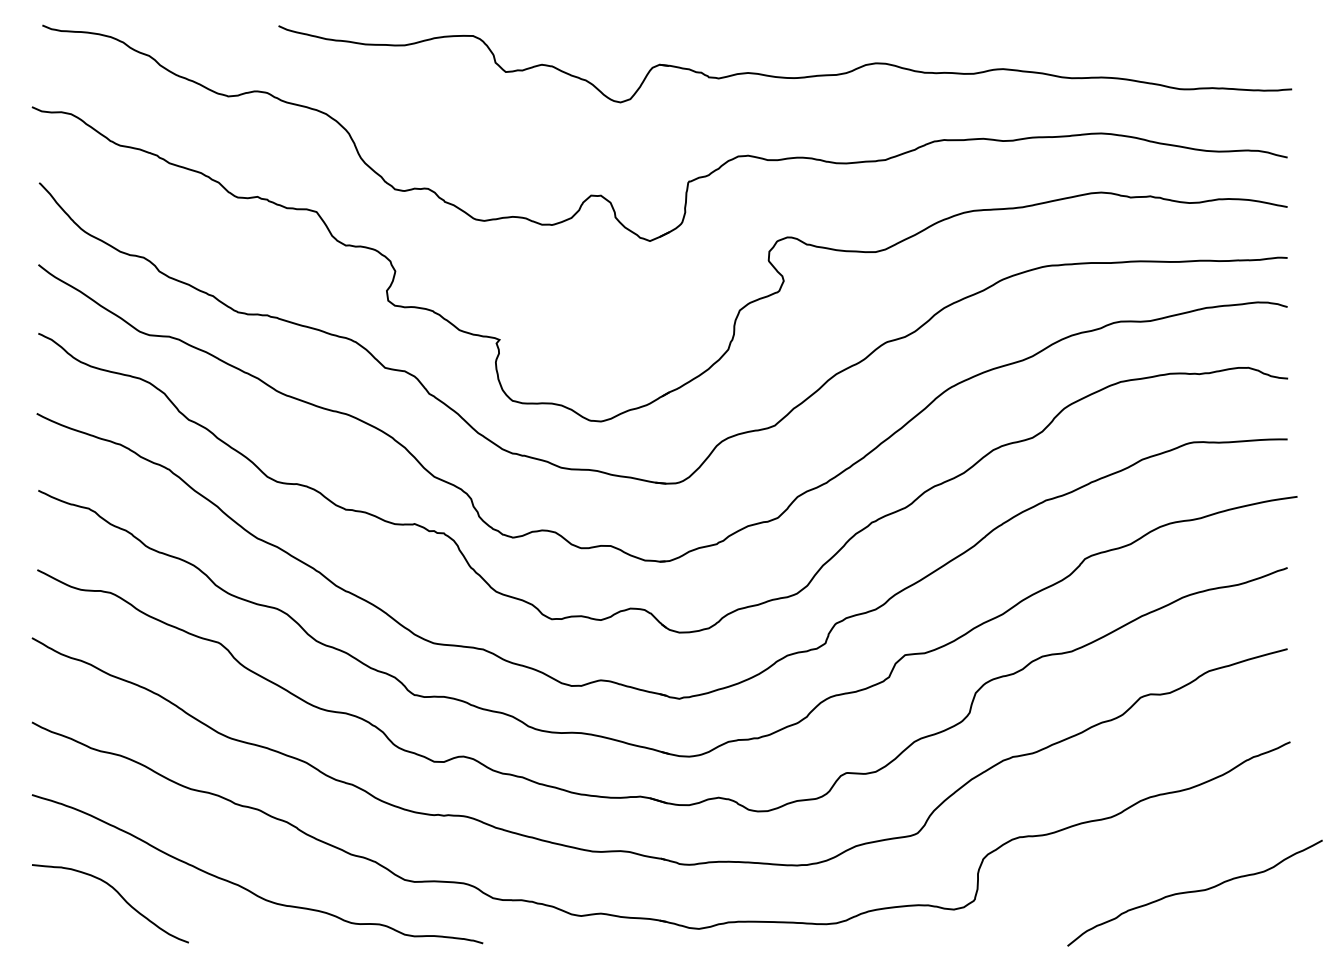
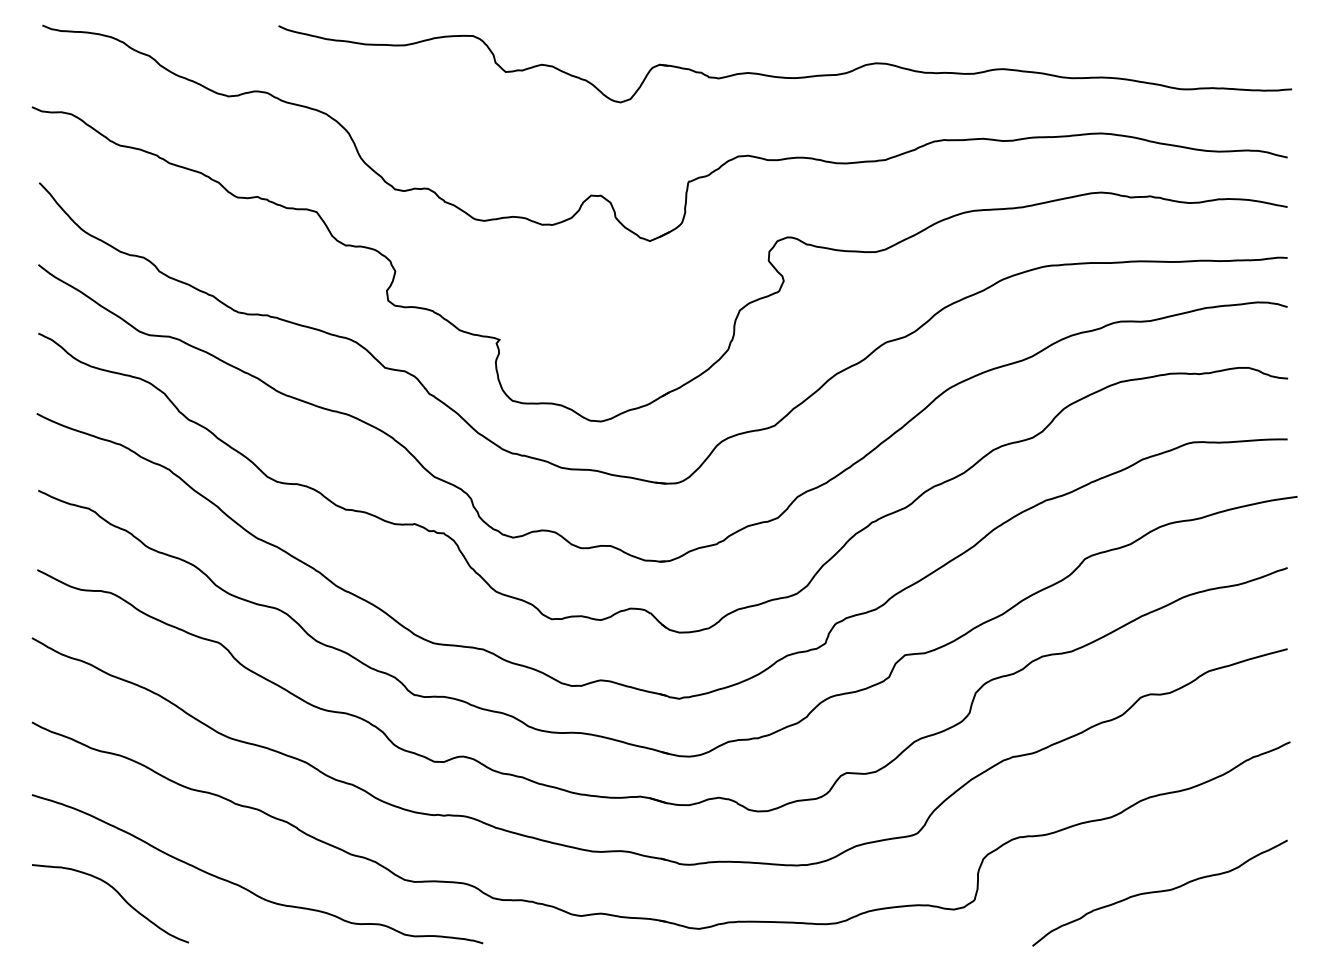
curve position: (1194, 892) -> (1159, 892) (1159, 892)
